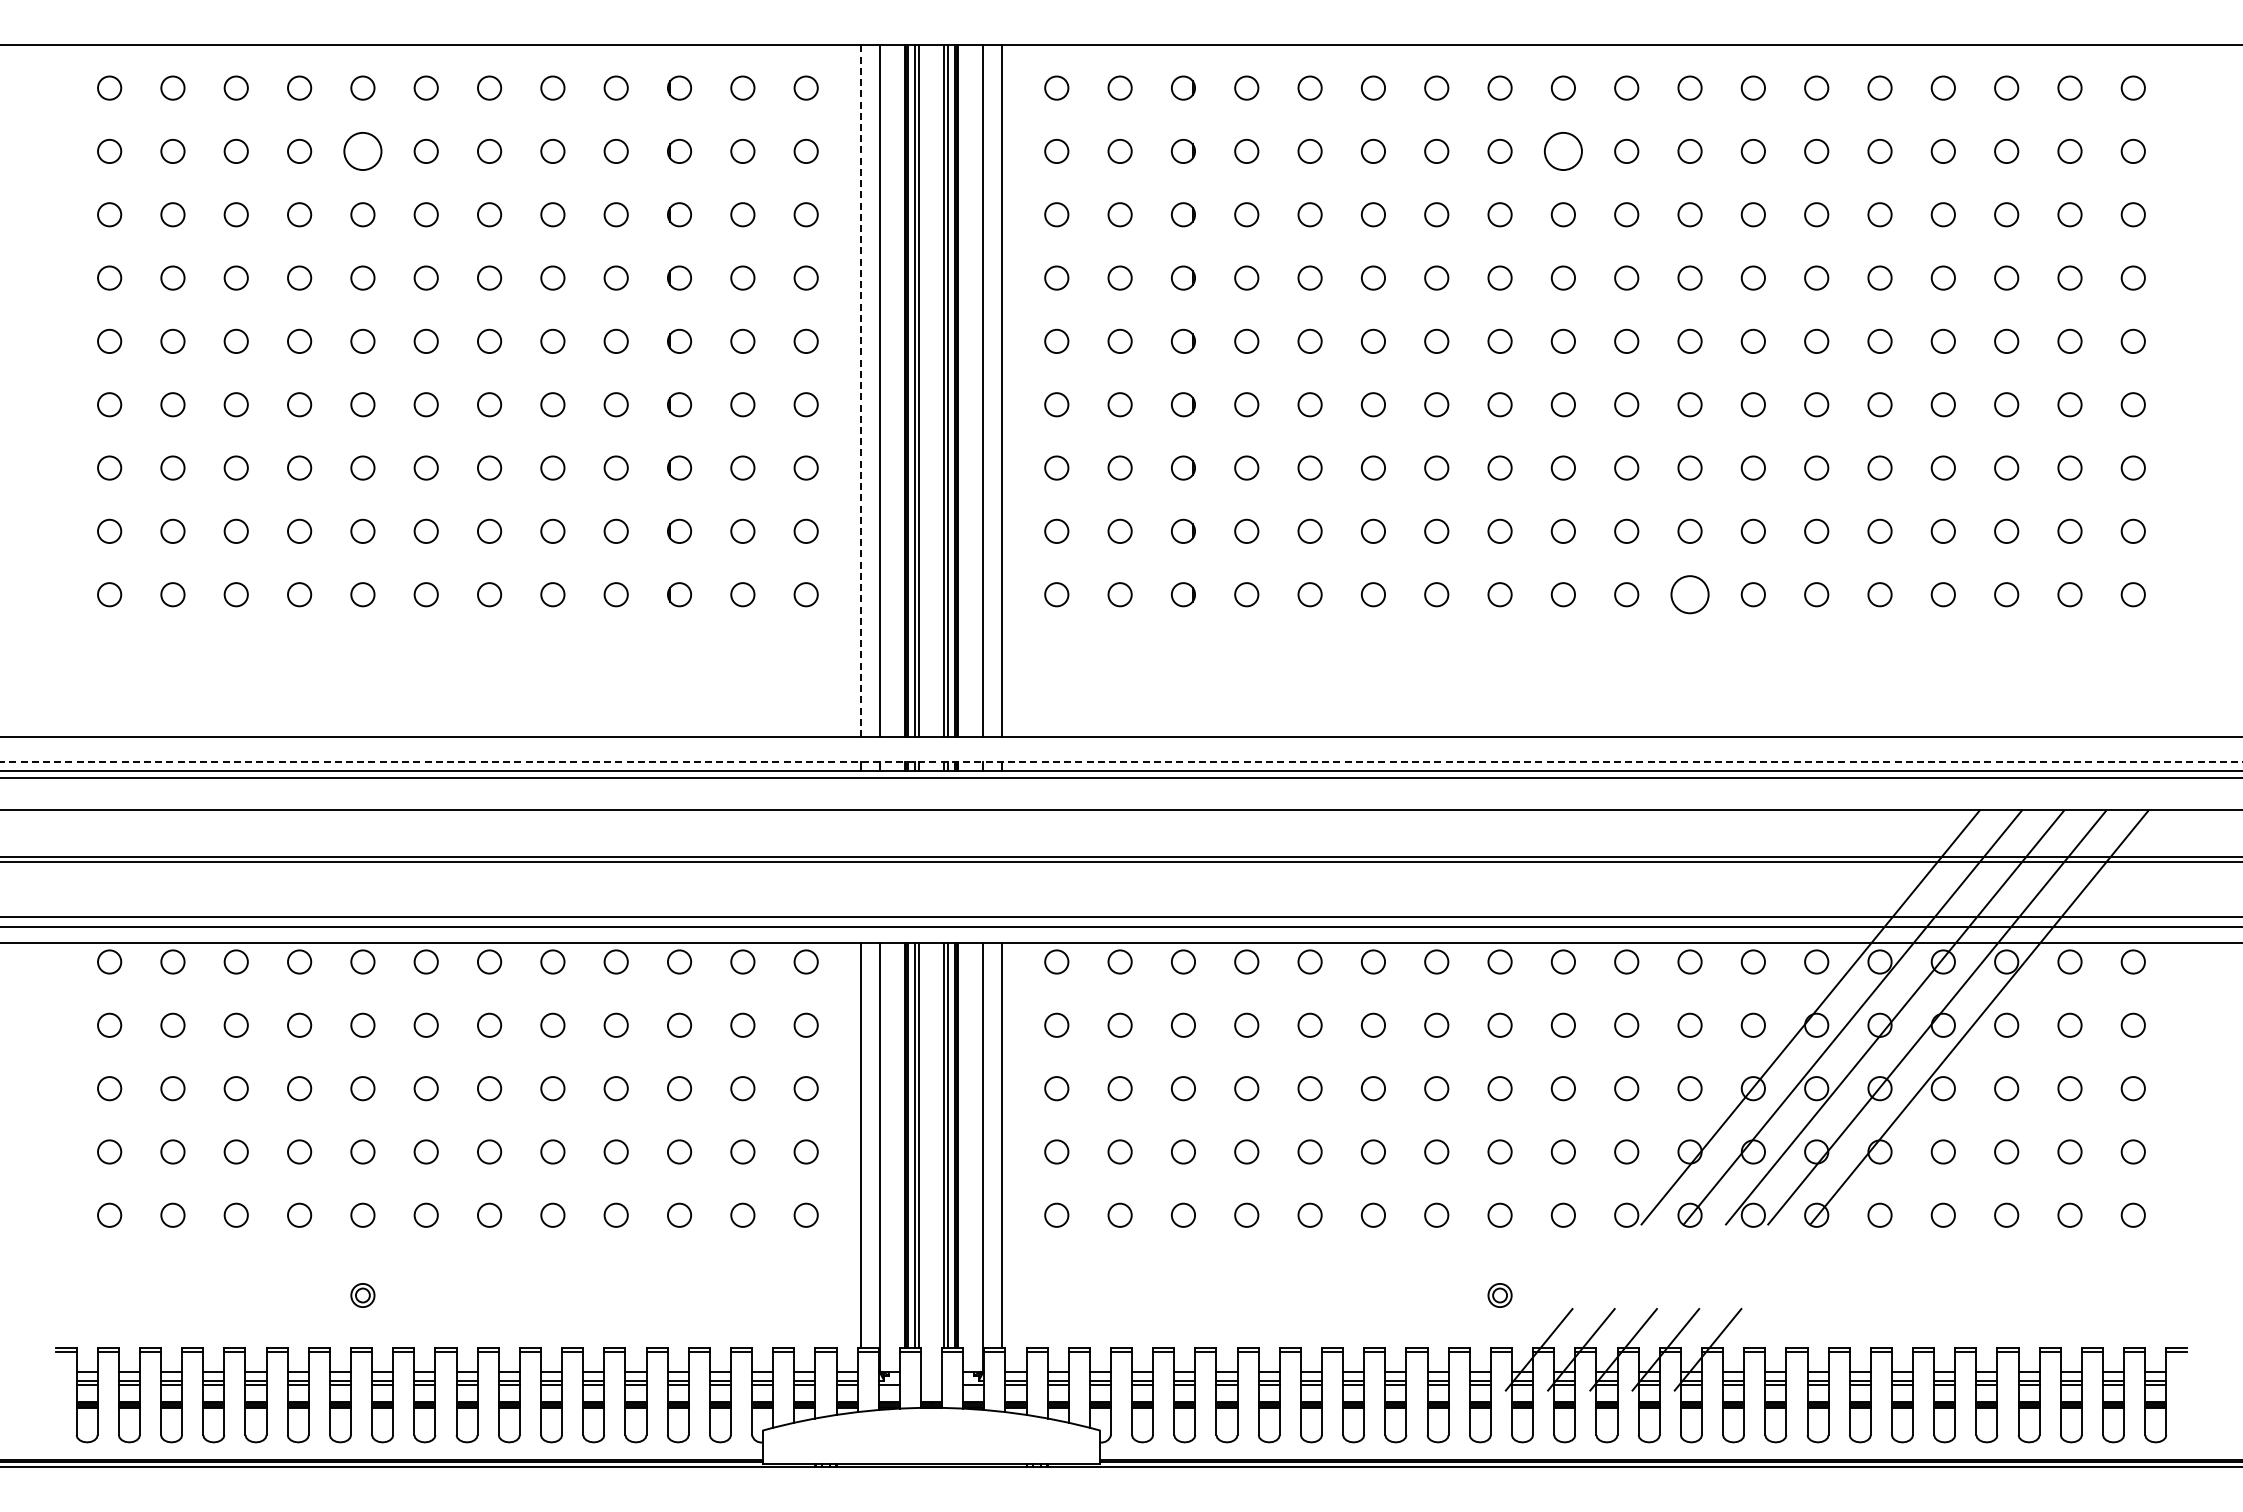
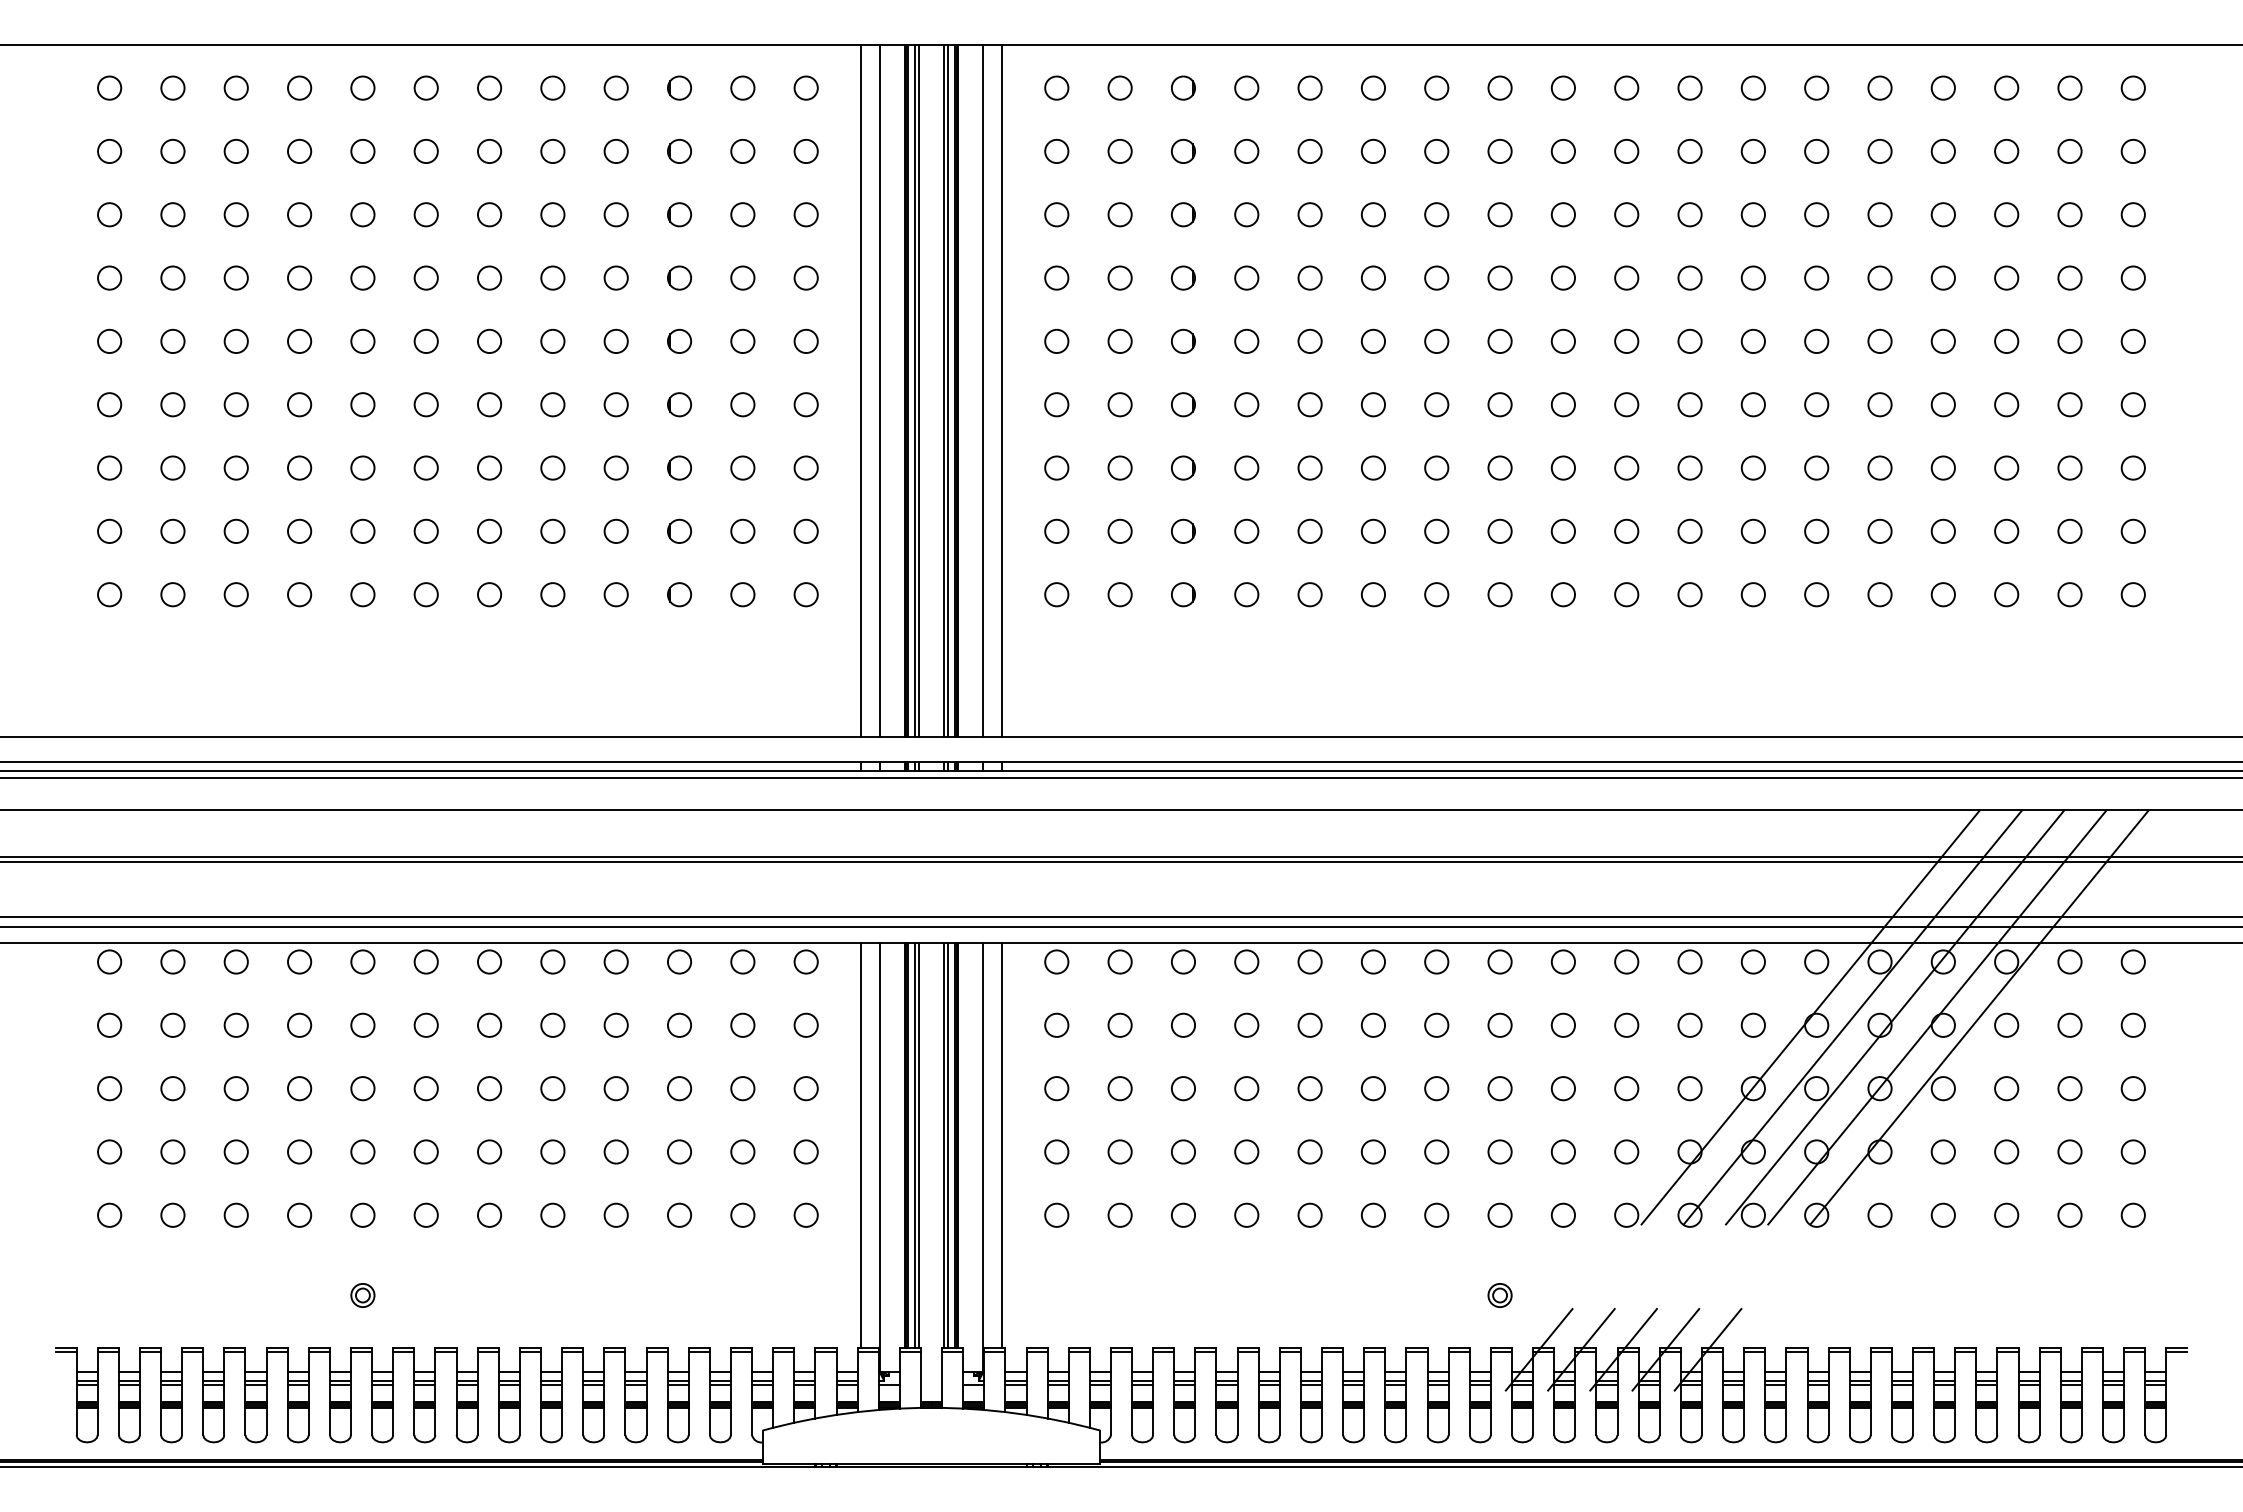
circle diameter: 37 px -> 23 px (362, 151)
circle diameter: 37 px -> 23 px (1563, 151)
line: dashed -> solid (861, 391)
circle diameter: 37 px -> 23 px (1689, 594)
line: dashed -> solid (1121, 762)
